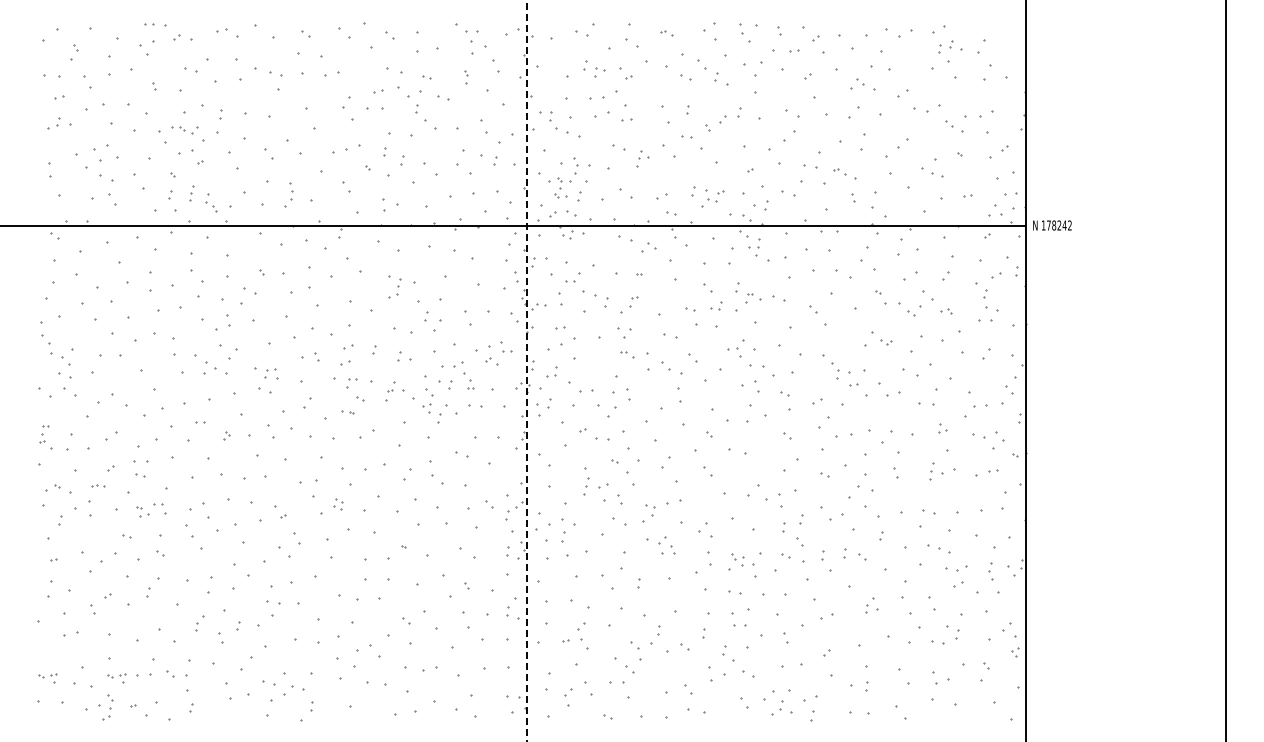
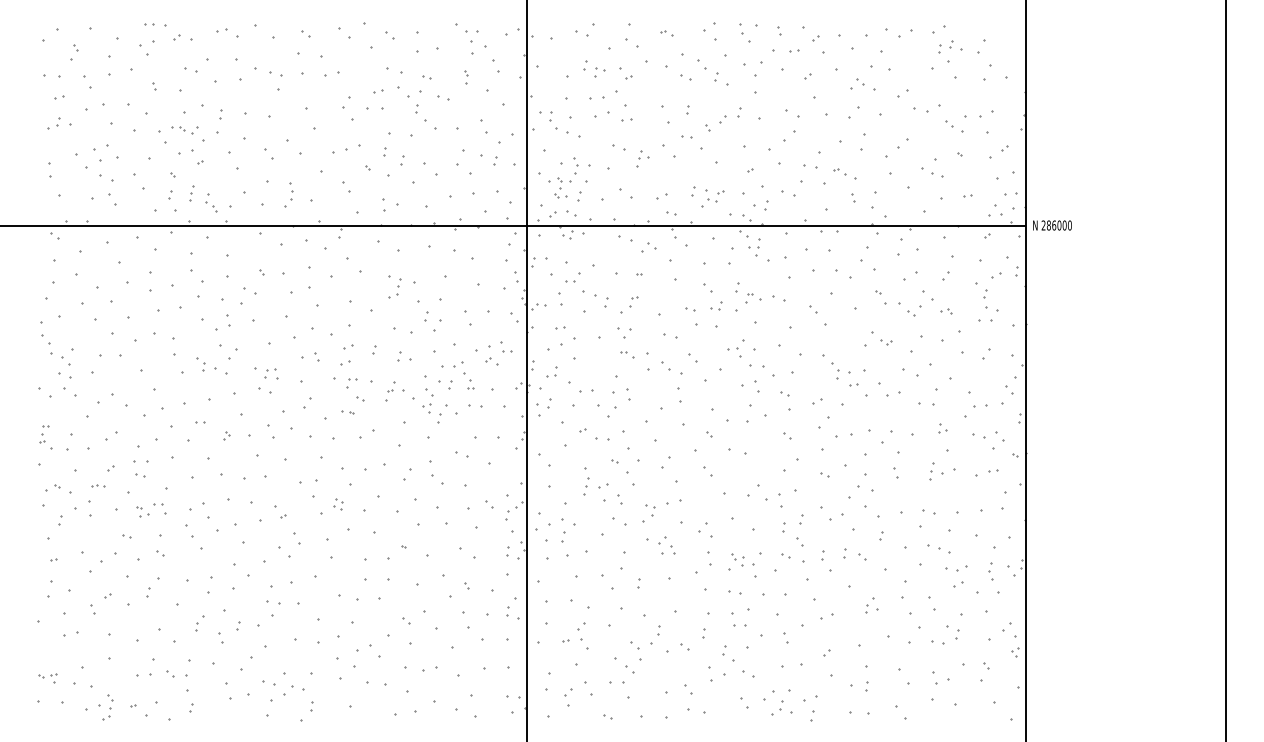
text: 178242 -> 286000 (1056, 225)
part size: 14x21 px -> 10x15 px (200, 364)
line: dashed -> solid (526, 371)
part: present -> none (116, 678)
